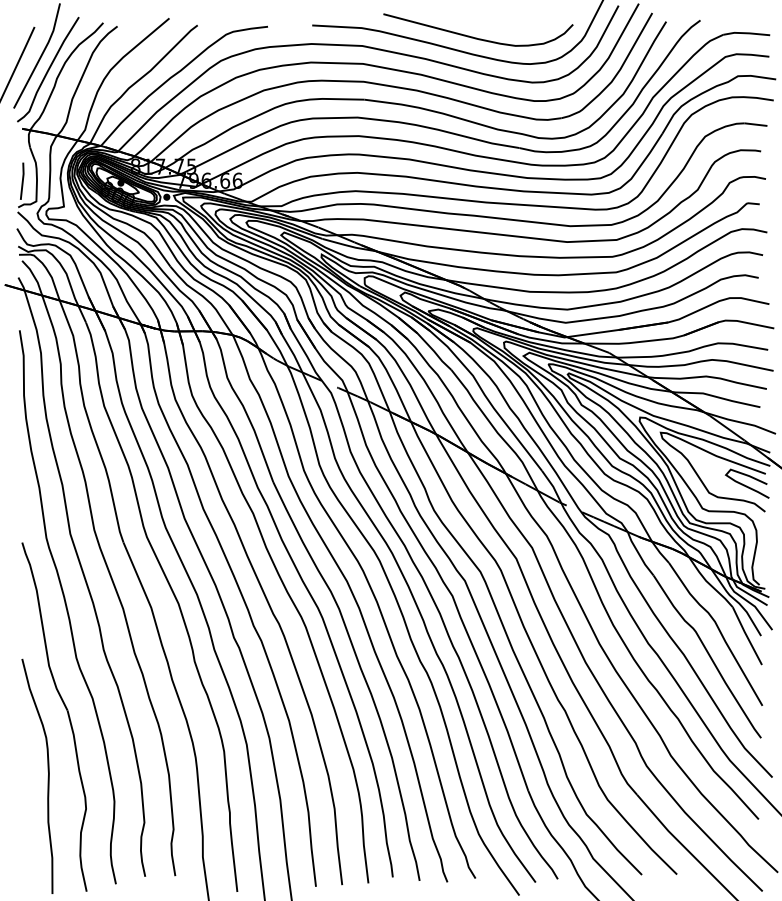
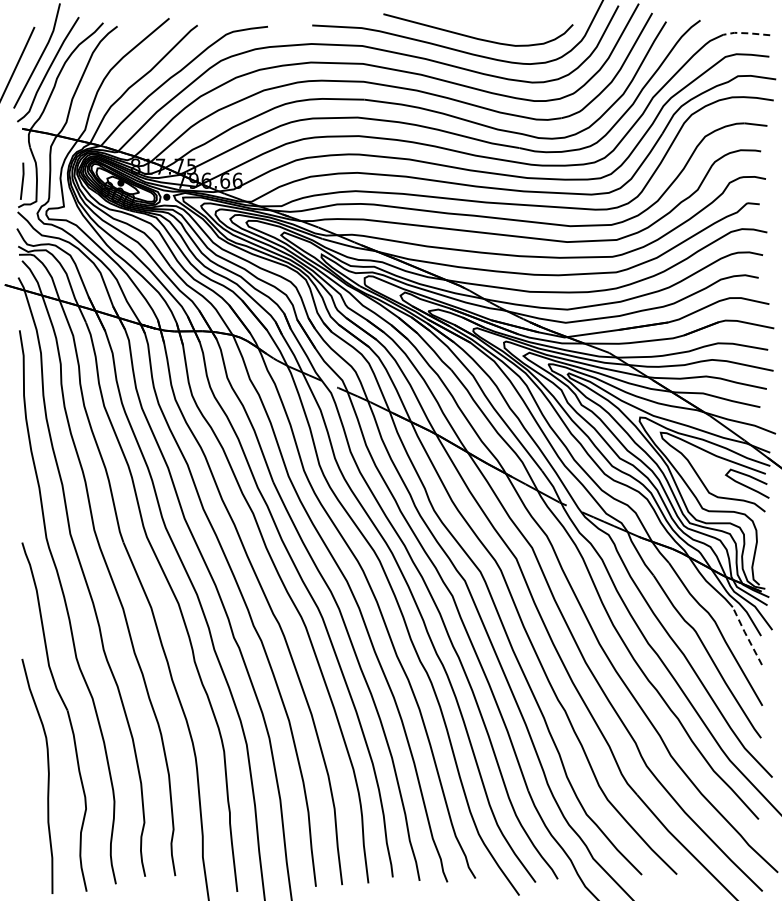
line: solid -> dashed (745, 33)
line: solid -> dashed (746, 635)
